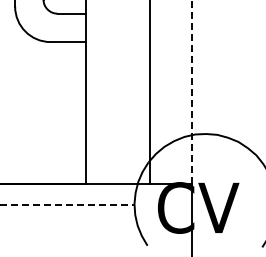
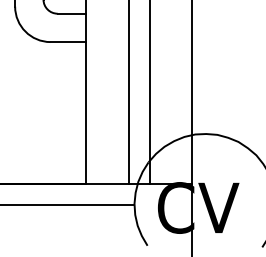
line: dashed -> solid (192, 91)
line: none -> present (128, 92)
line: dashed -> solid (67, 204)
